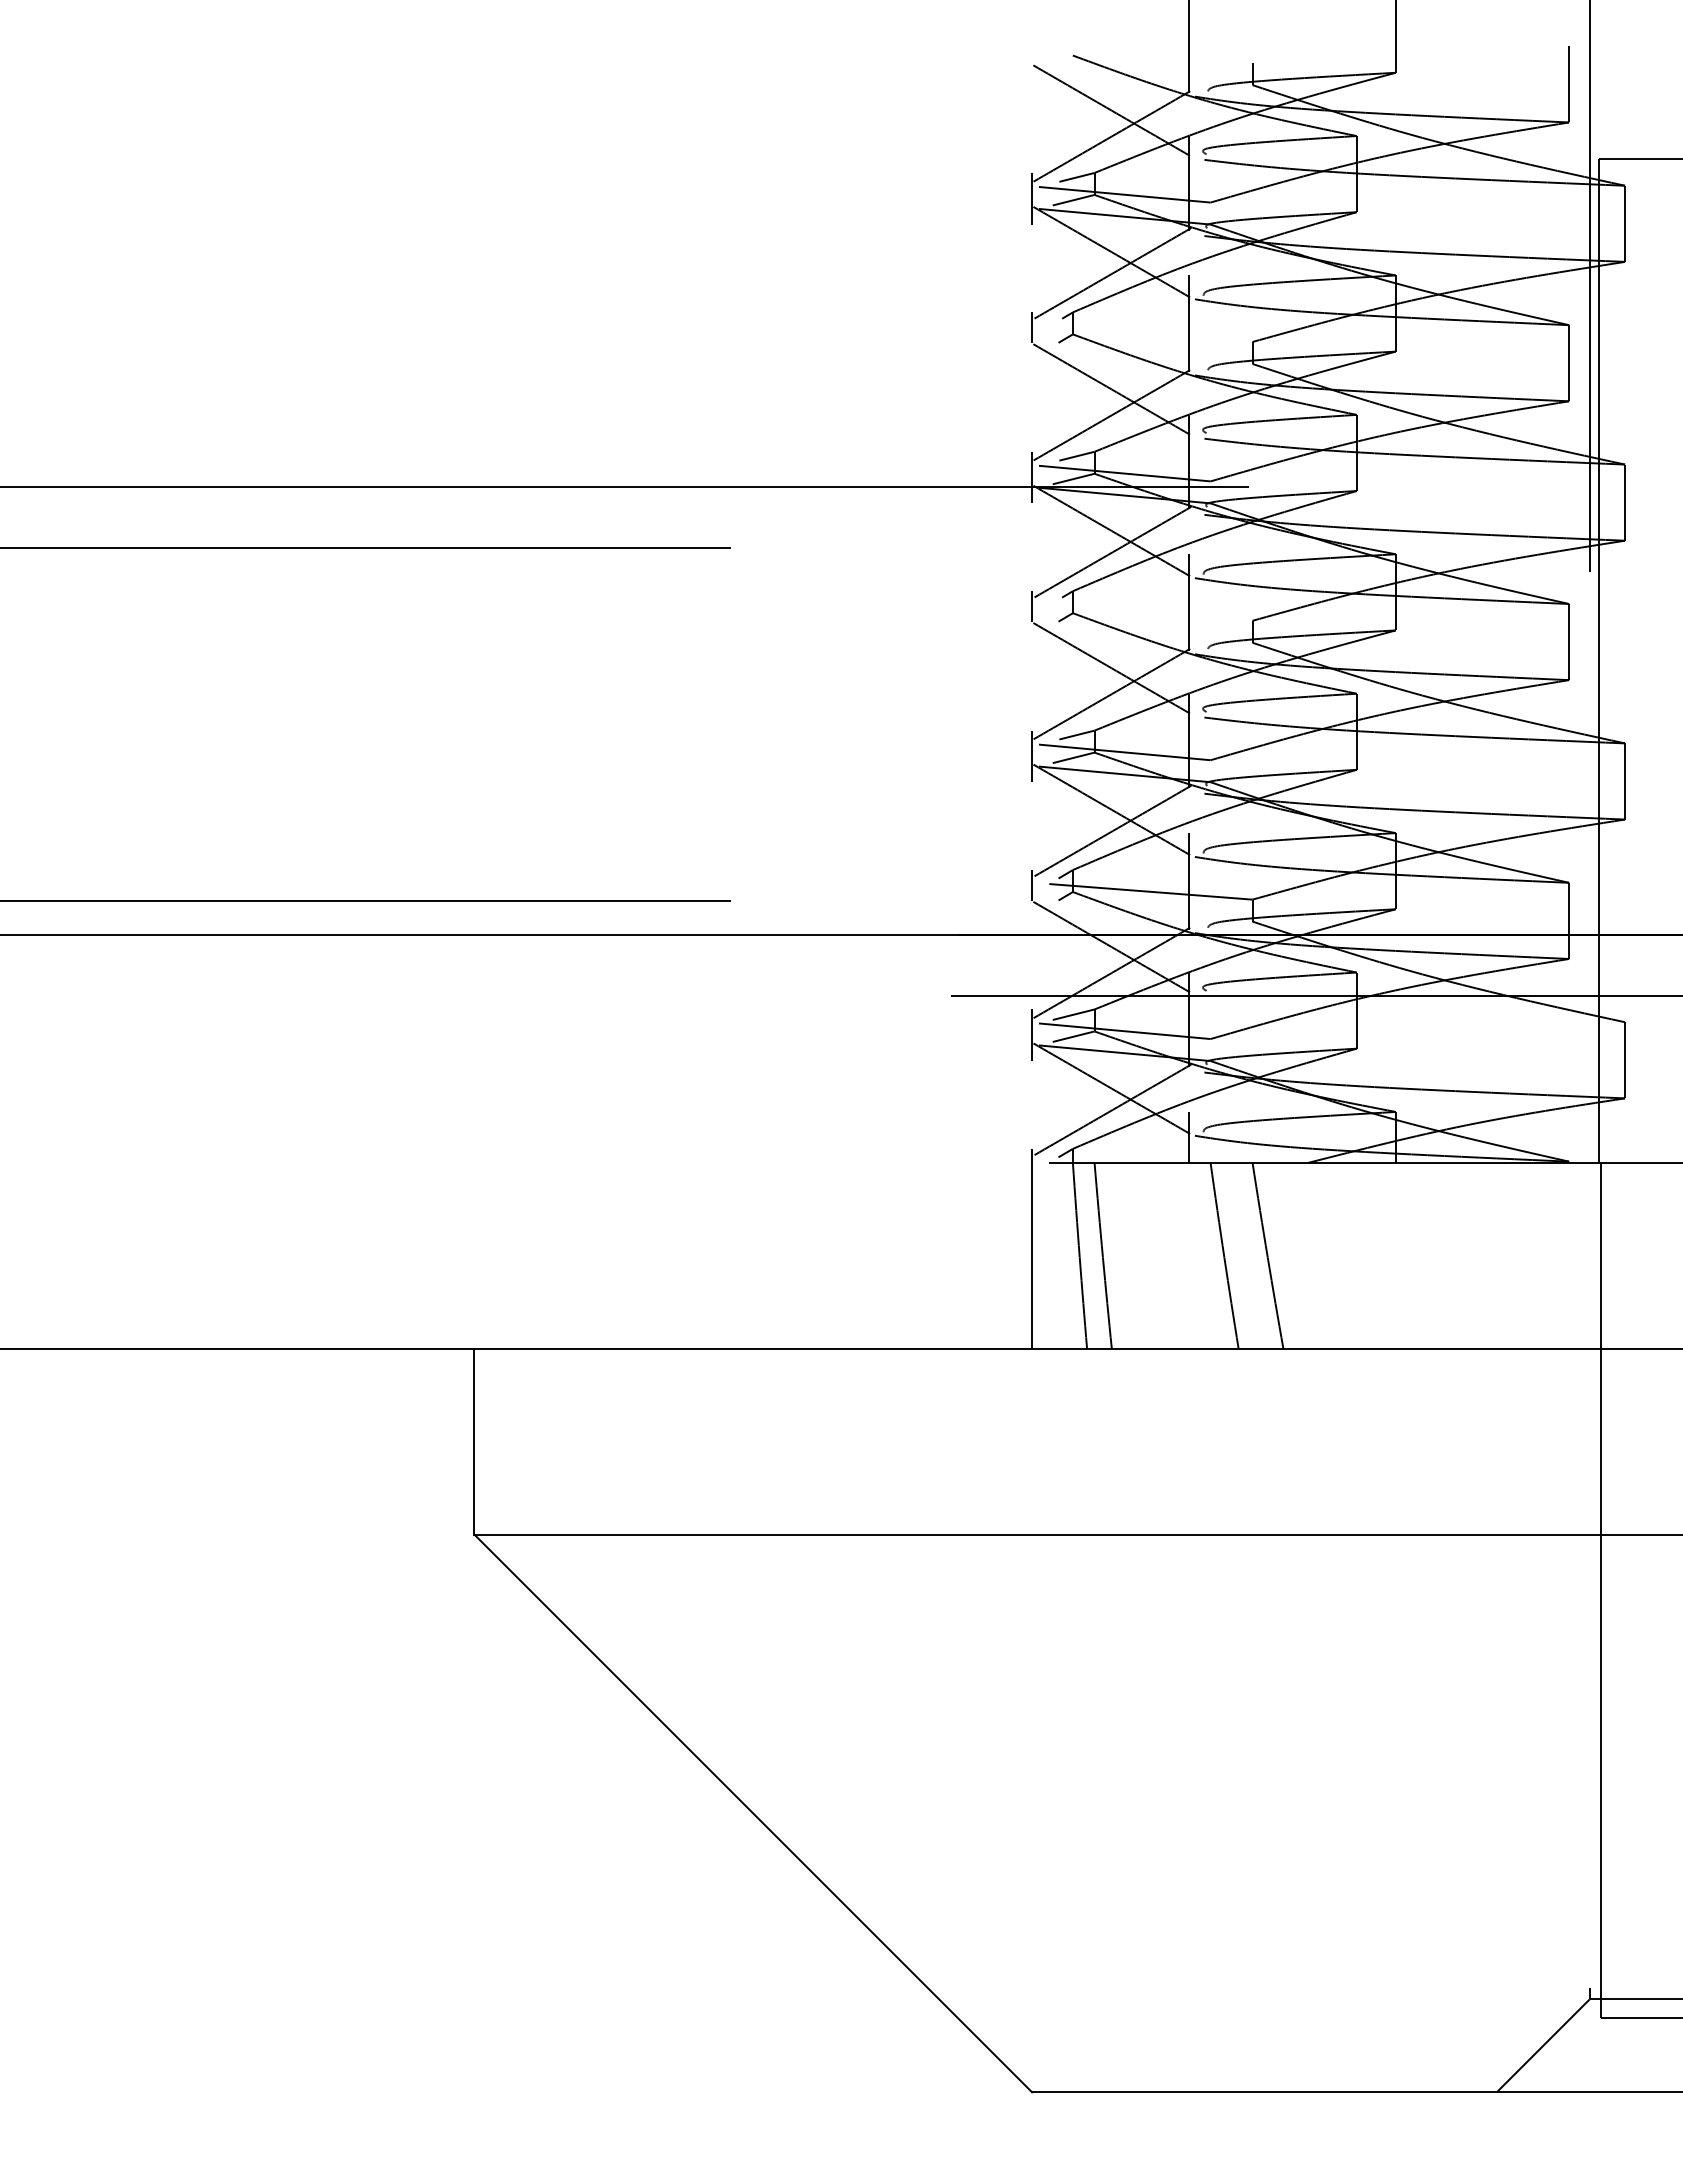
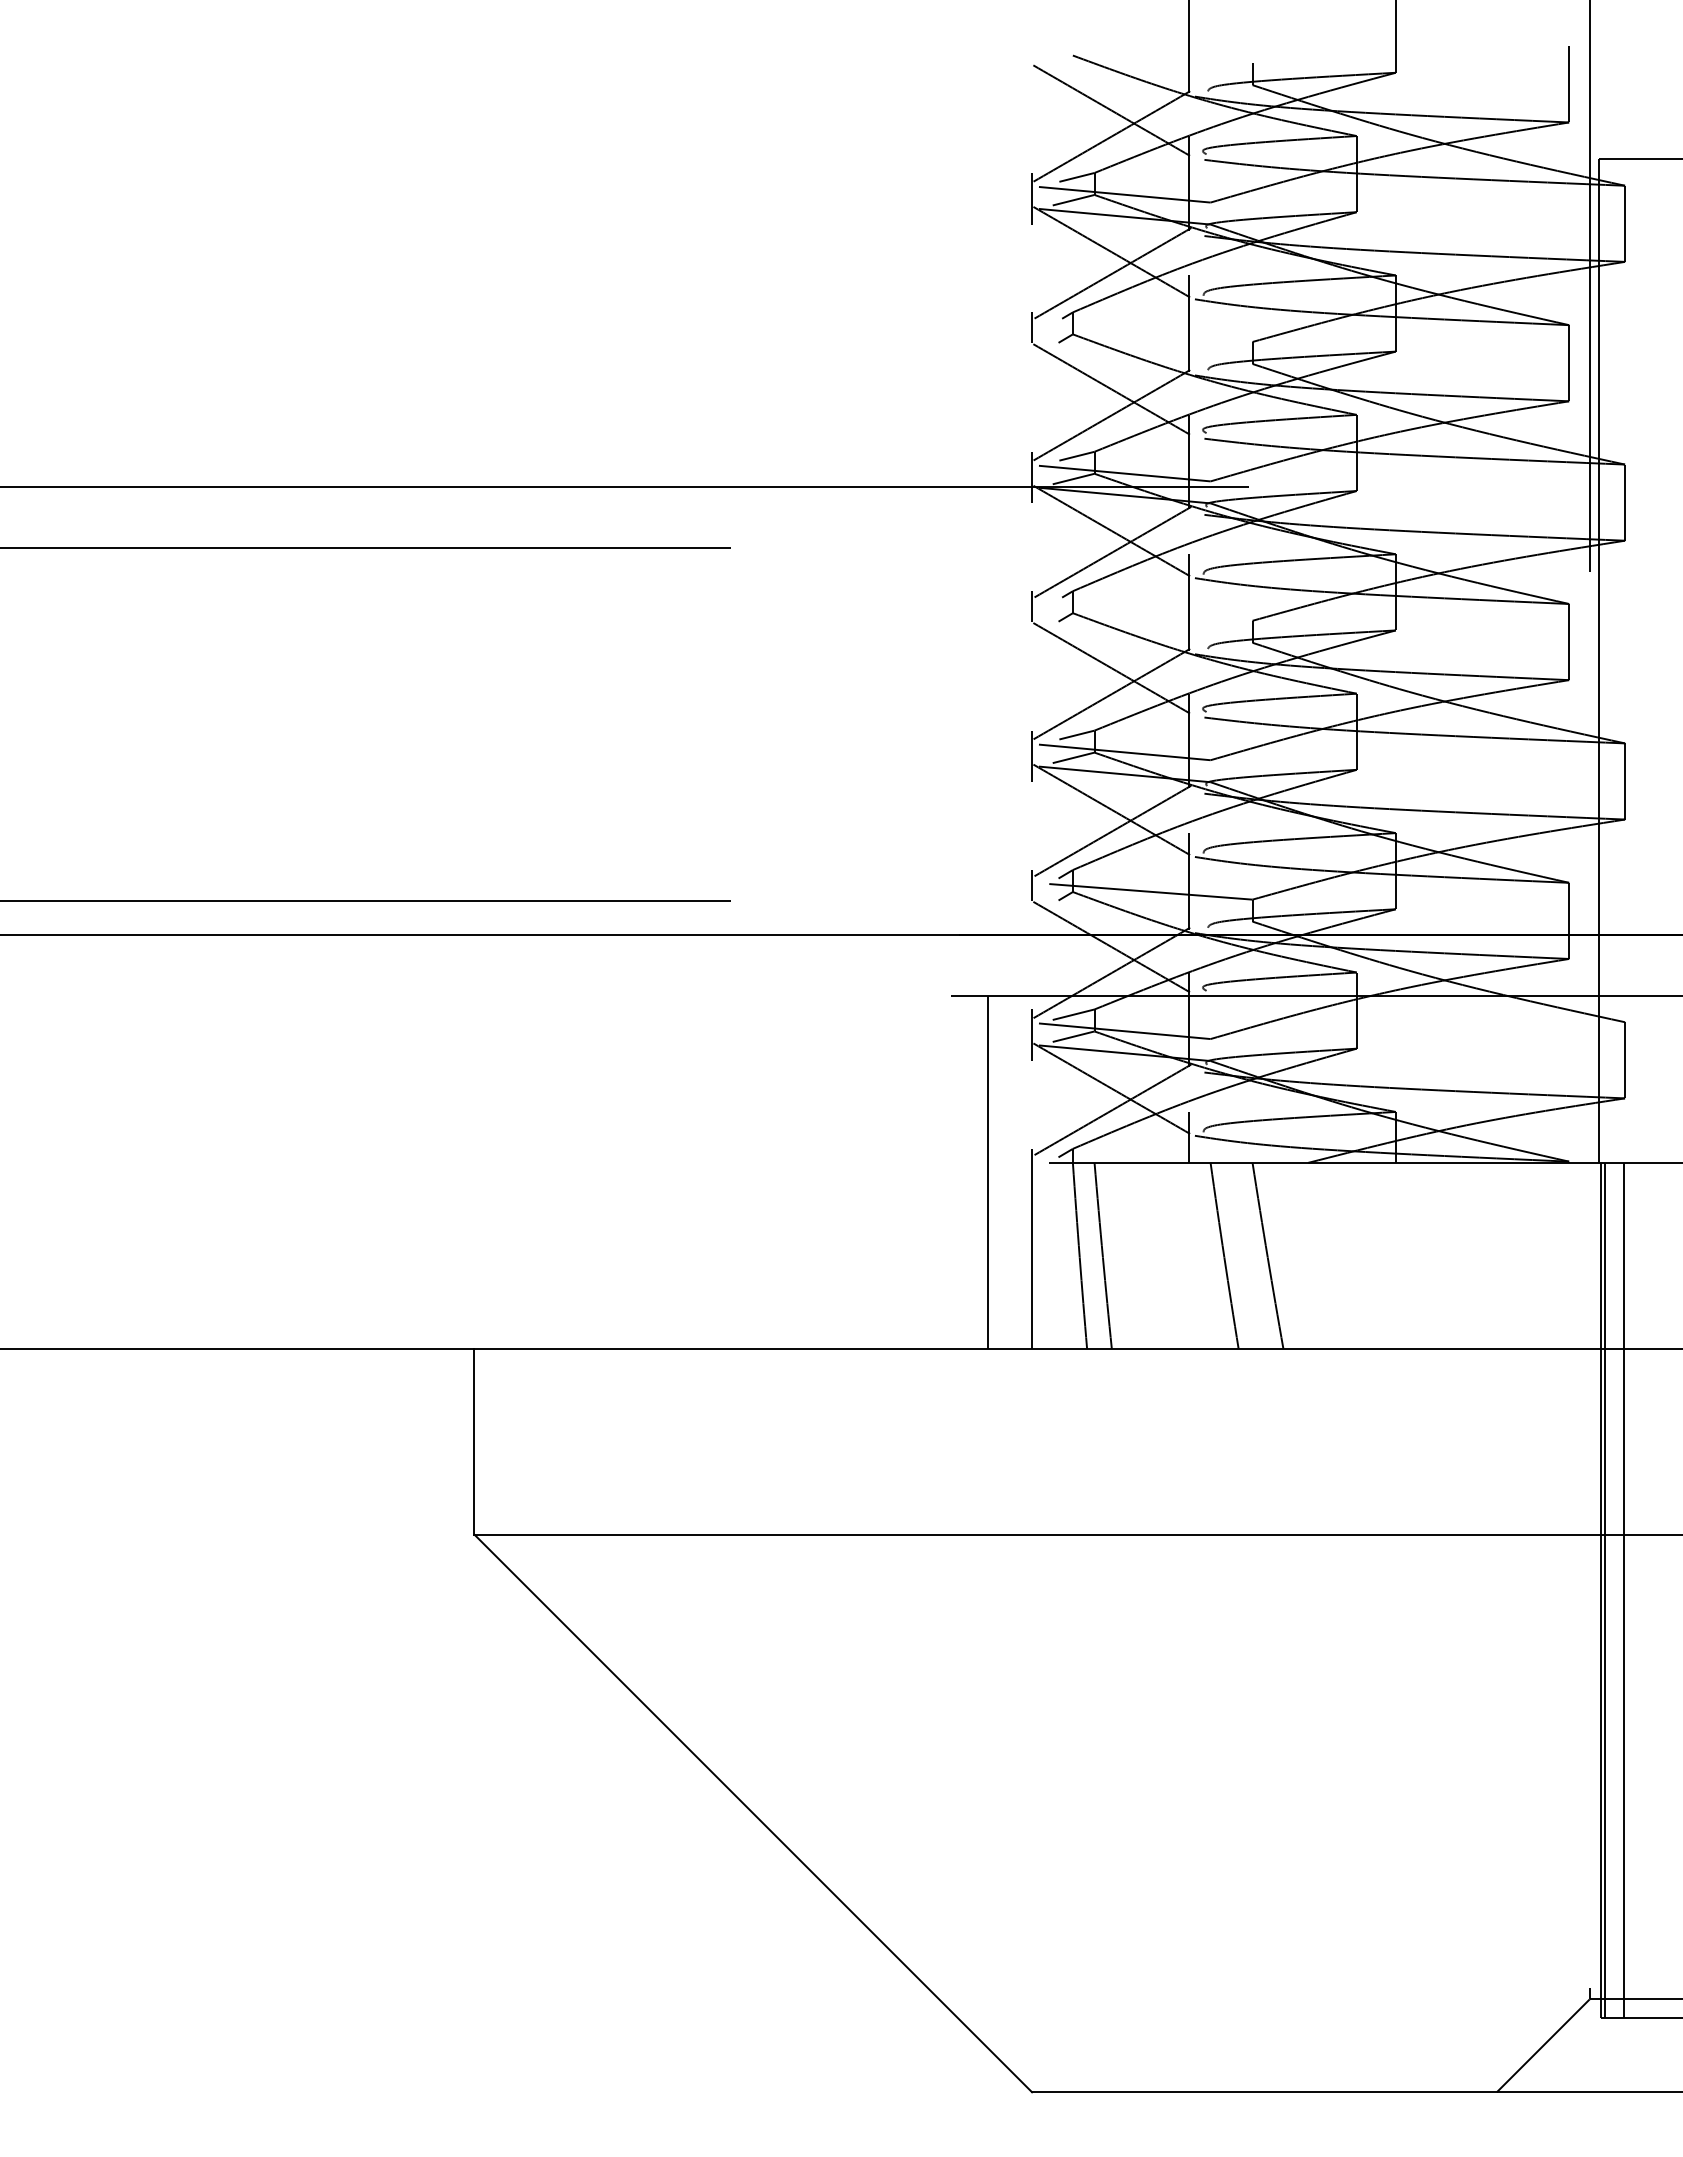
line: none -> present (987, 1172)
line: none -> present (1605, 1589)
line: none -> present (1624, 1589)
